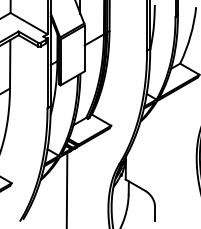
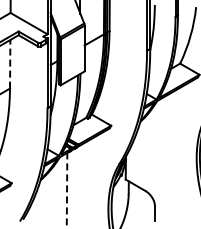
line: solid -> dashed (10, 63)
line: solid -> dashed (67, 190)
